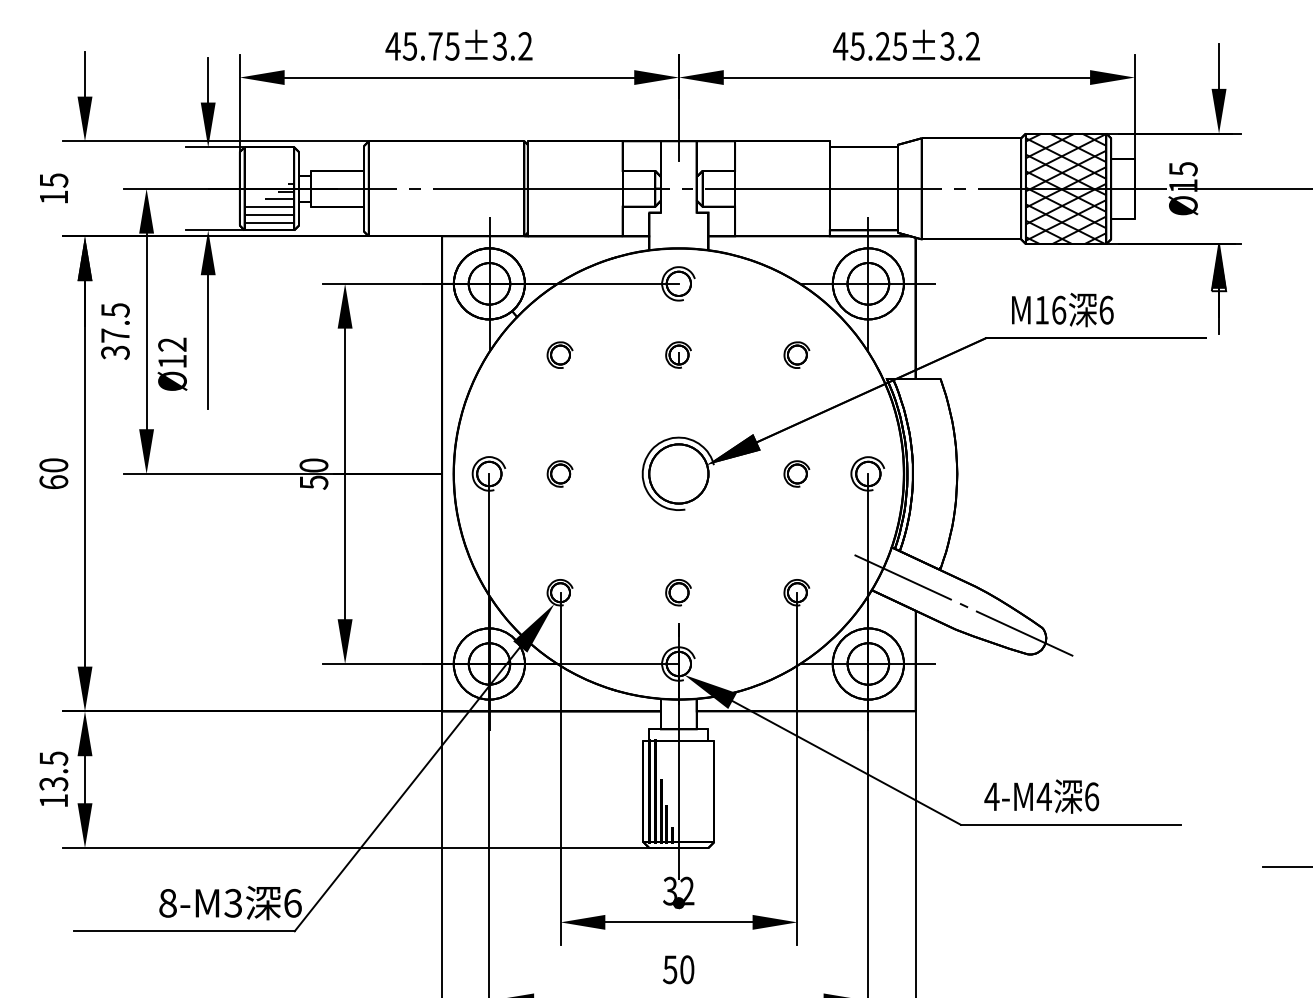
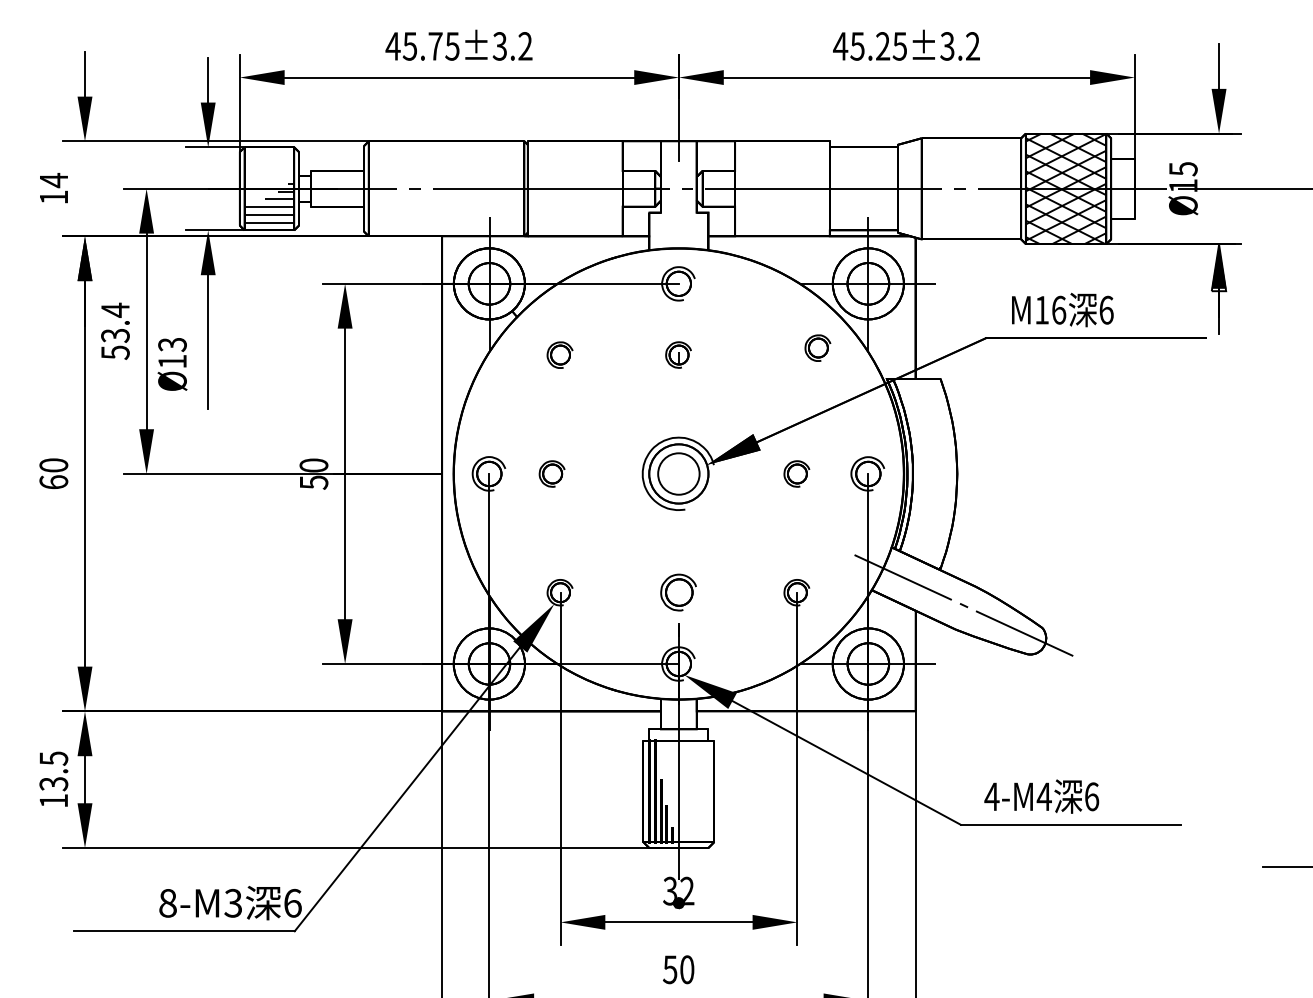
text: 15 -> 14 (54, 180)
text: 37.5 -> 53.4 (115, 330)
text: Ø12 -> Ø13 (172, 344)
part position: (796, 354) -> (817, 347) (817, 347)
part position: (559, 473) -> (551, 473) (551, 473)
circle diameter: 59 px -> 41 px (678, 473)
part size: 27x28 px -> 37x39 px (678, 592)
